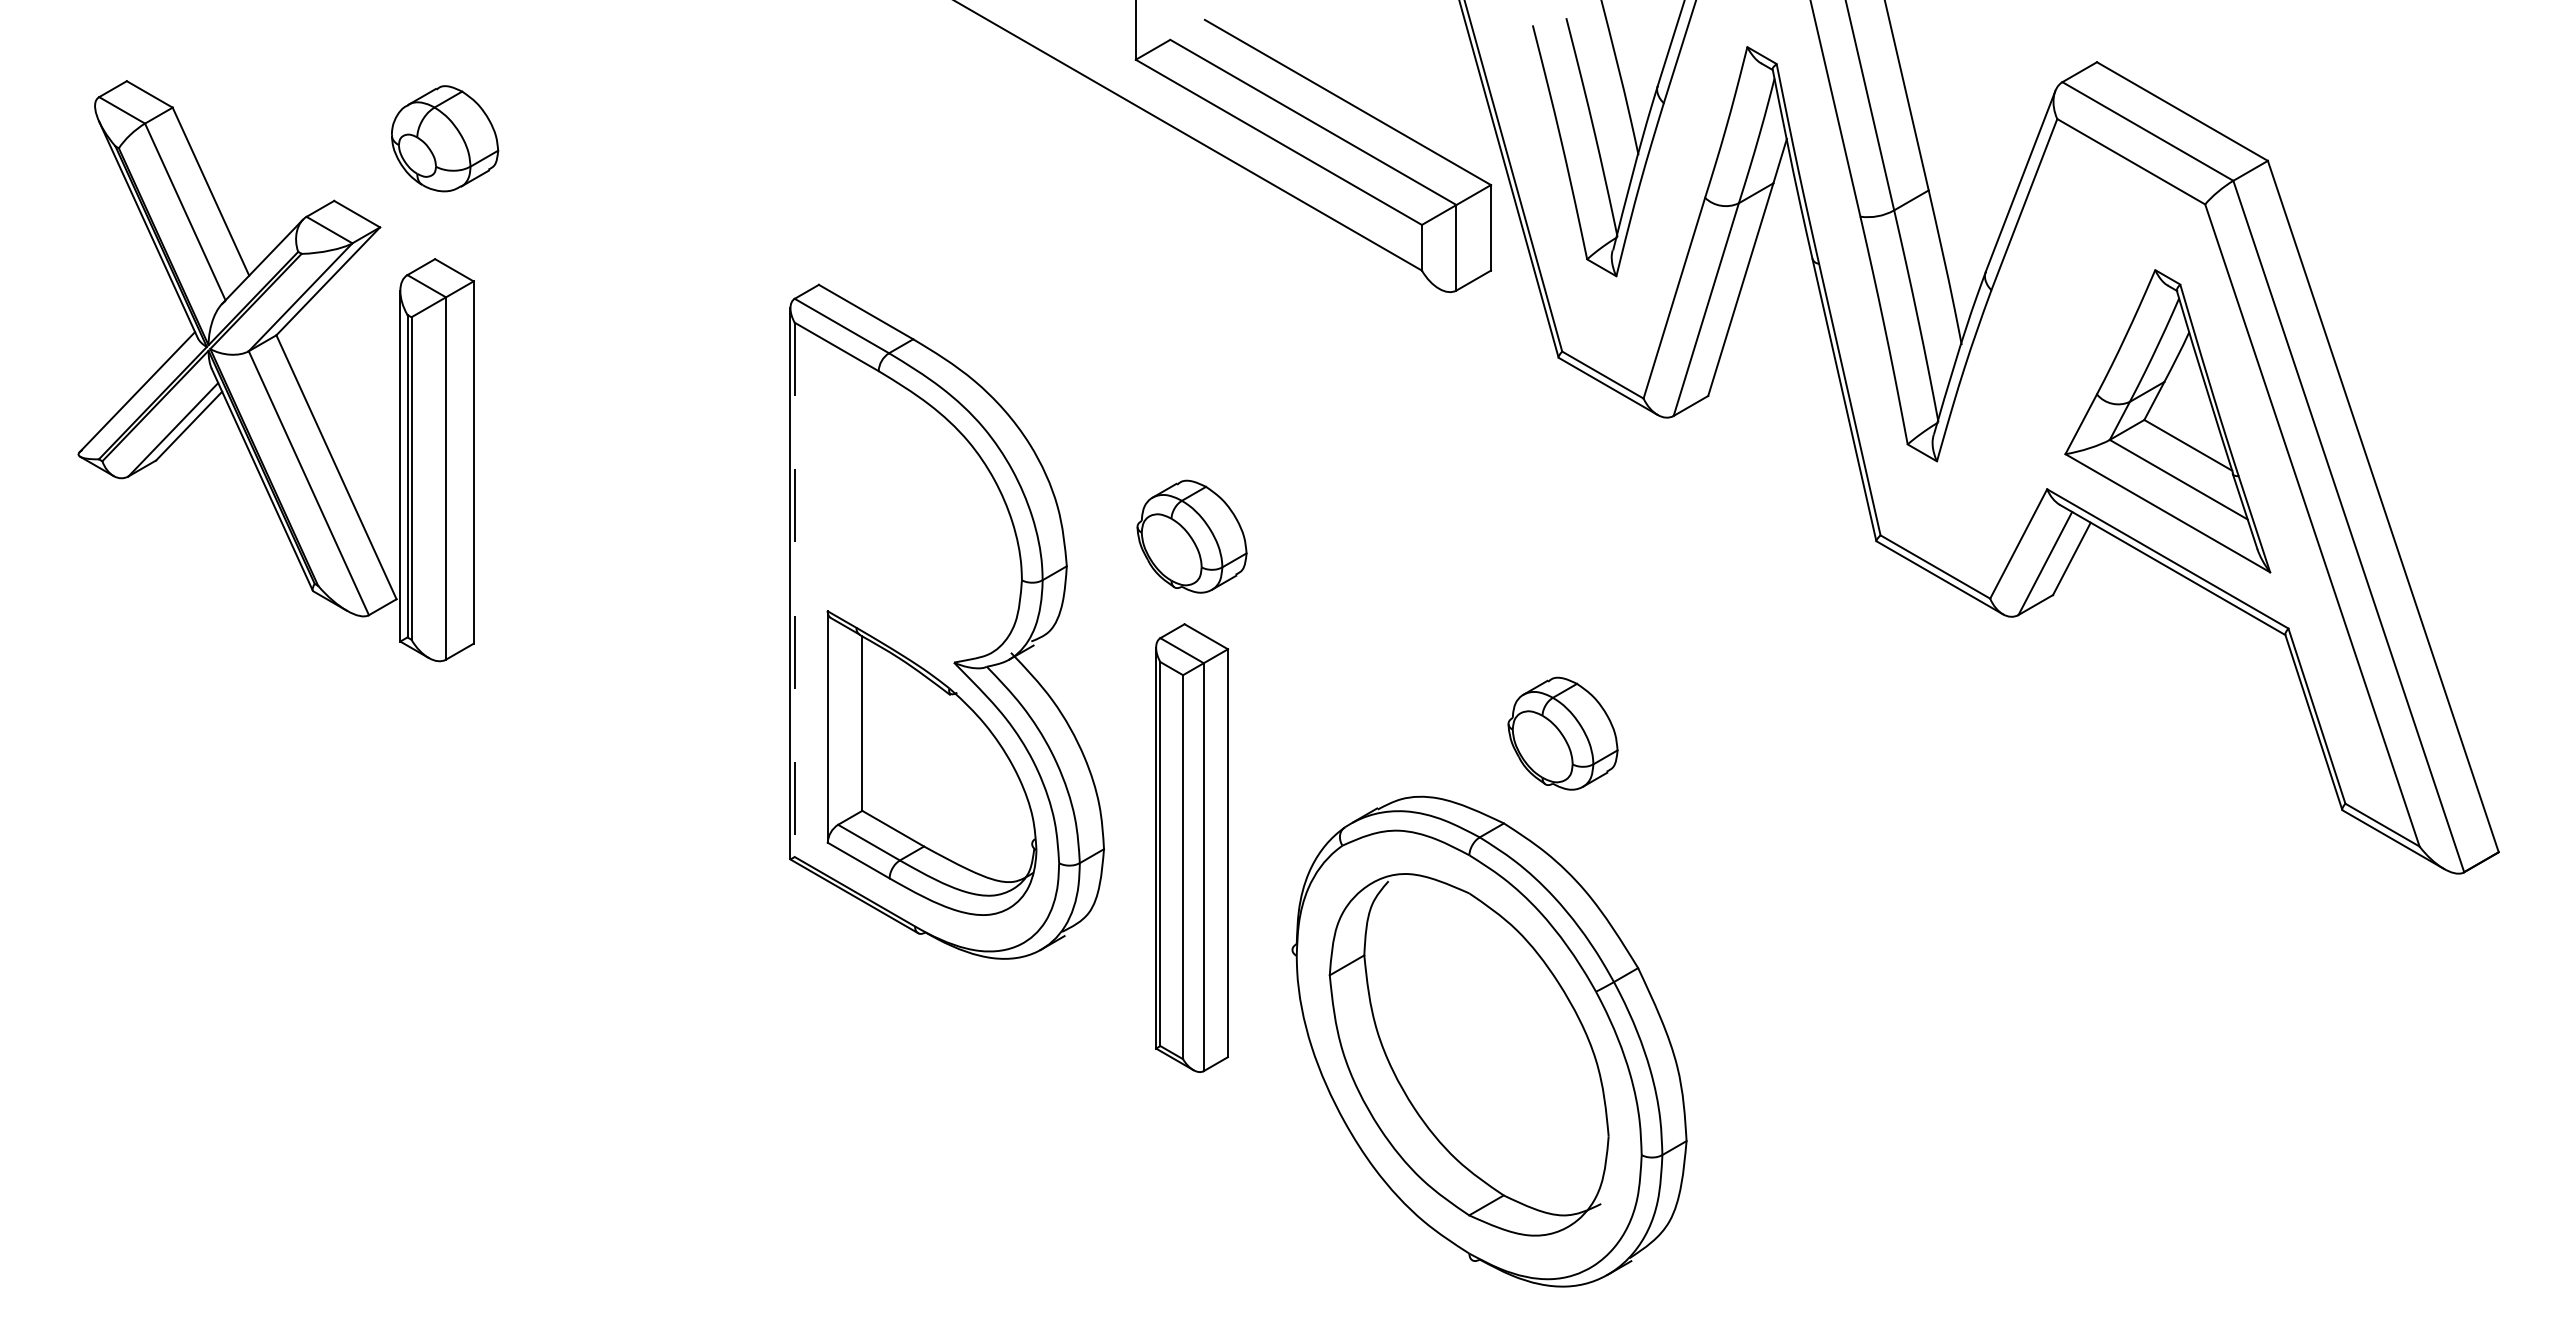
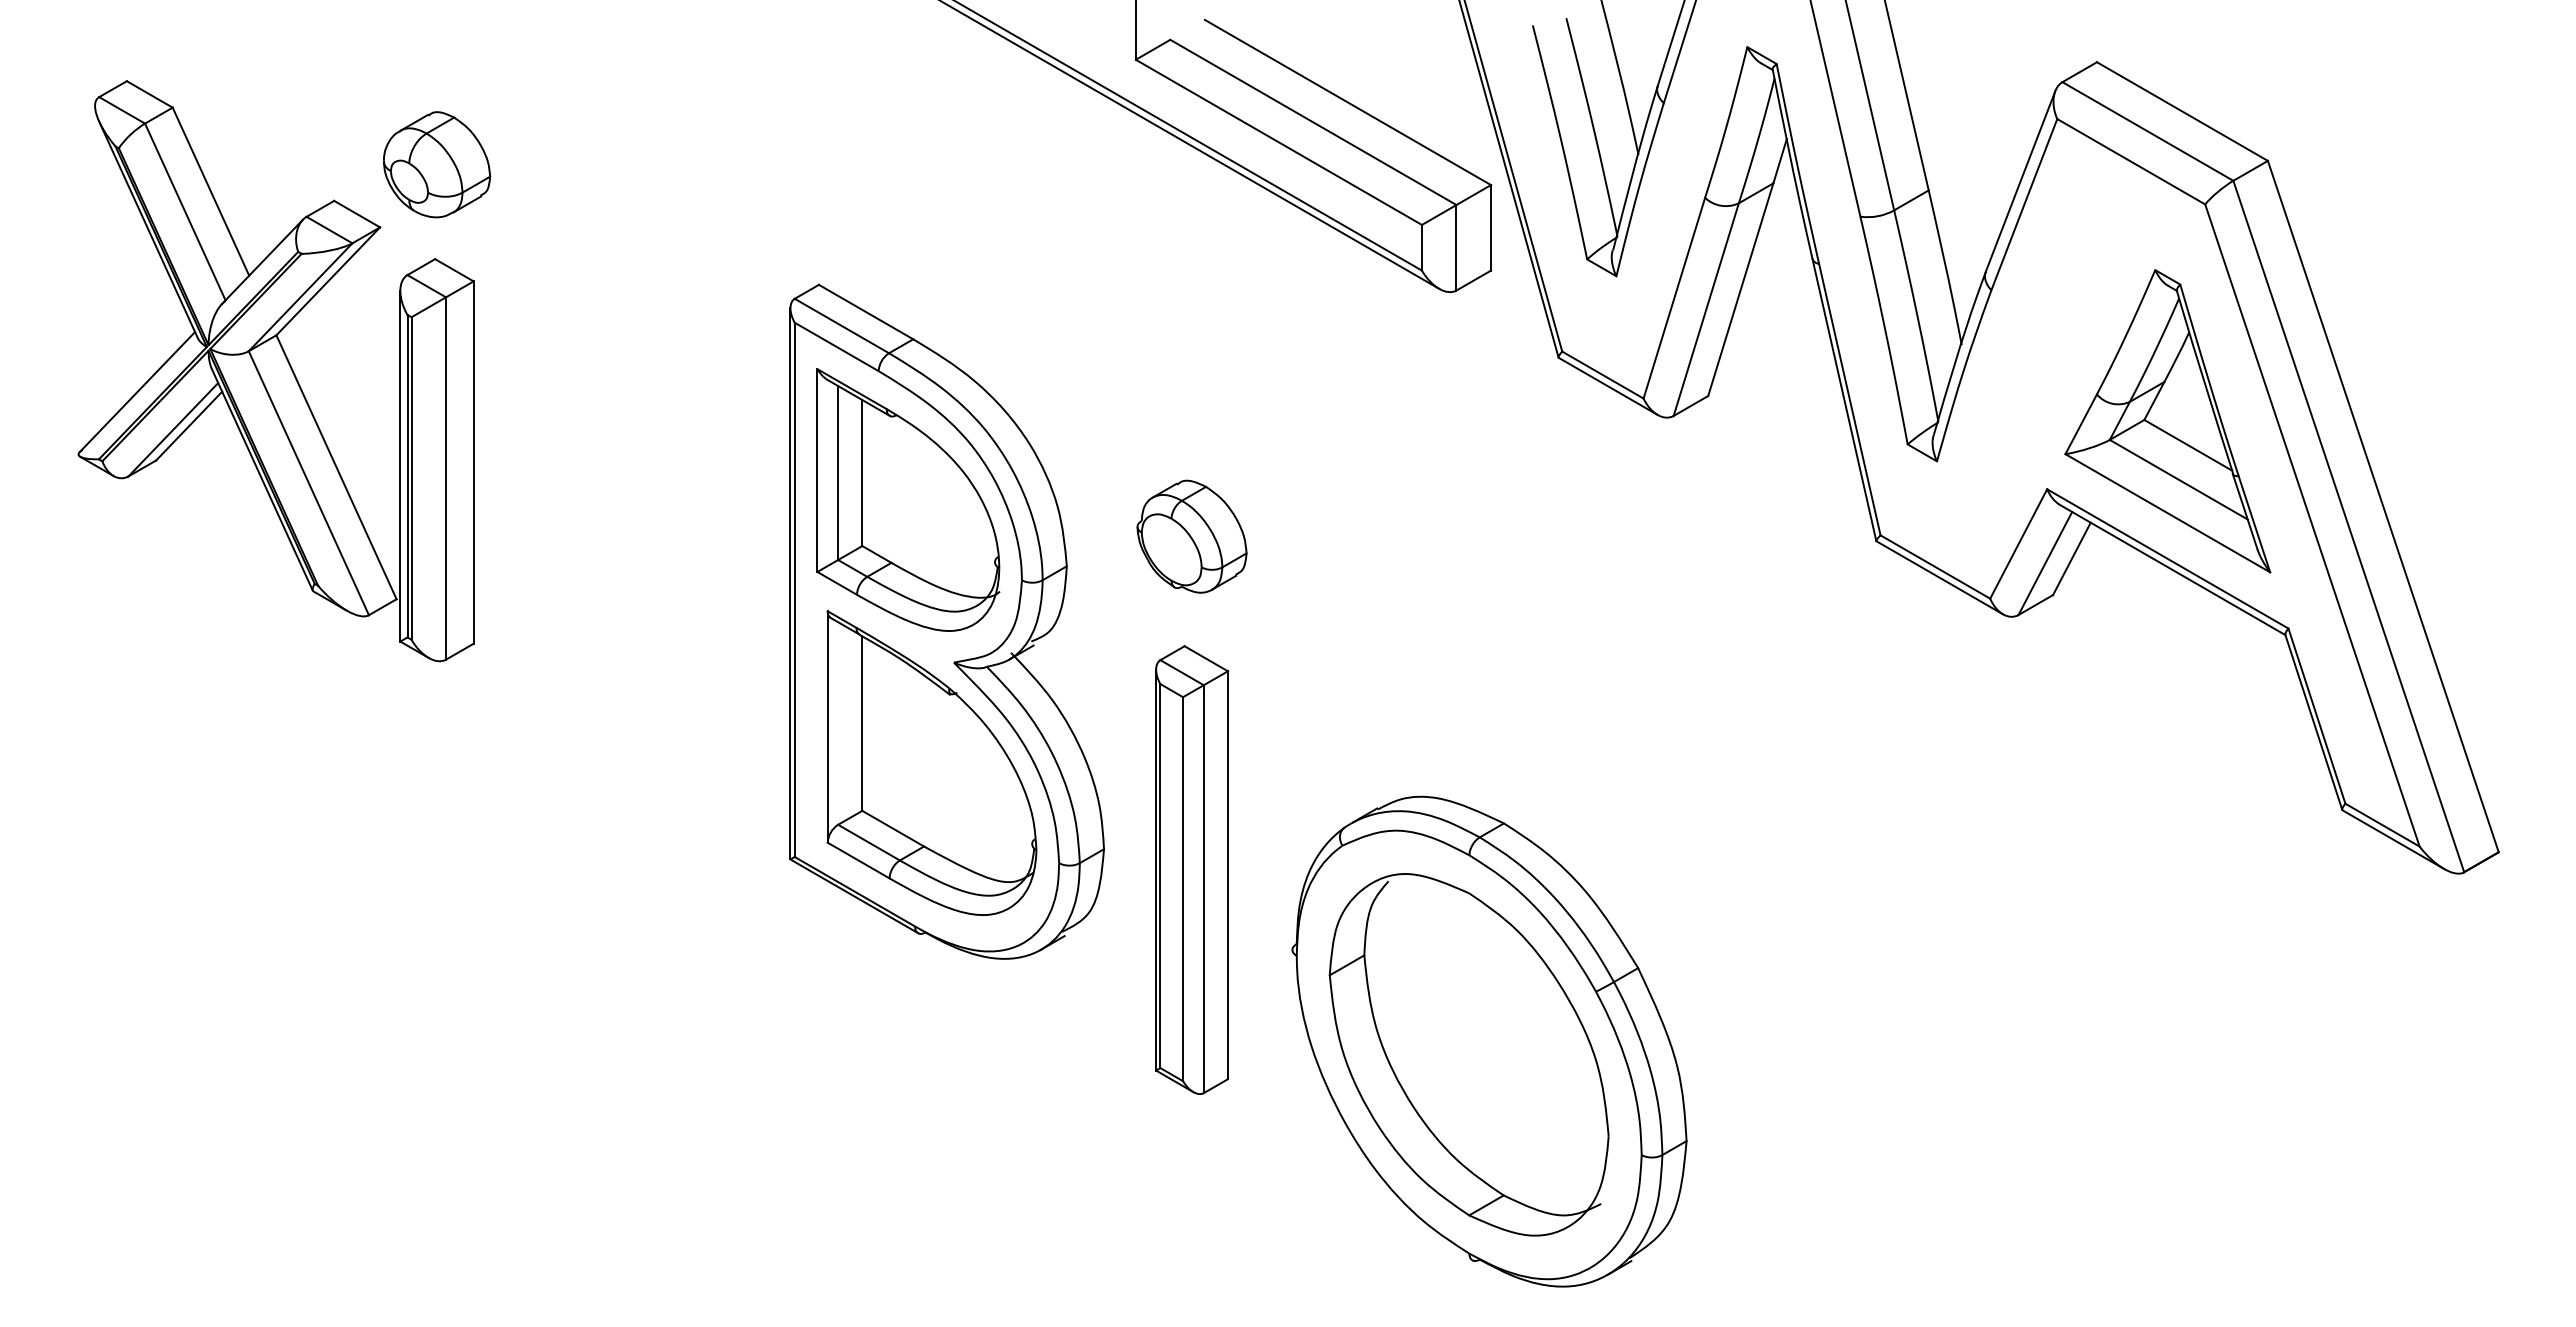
part position: (445, 138) -> (437, 164) (437, 164)
line: none -> present (1190, 145)
part: none -> present (908, 499)
line: dashed -> solid (794, 590)
part: present -> none (1562, 733)
part position: (1192, 847) -> (1192, 869) (1192, 869)
